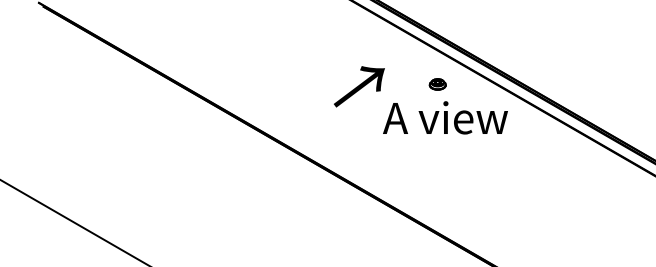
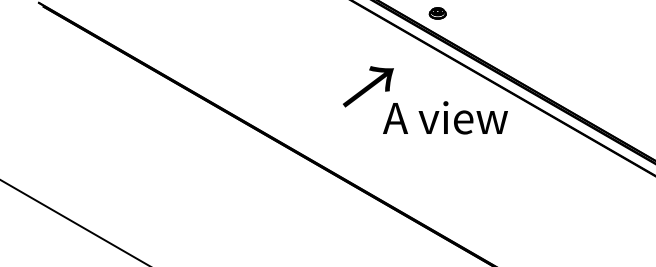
part position: (437, 84) -> (437, 13) (437, 13)
text position: (359, 86) -> (368, 86) (368, 86)
